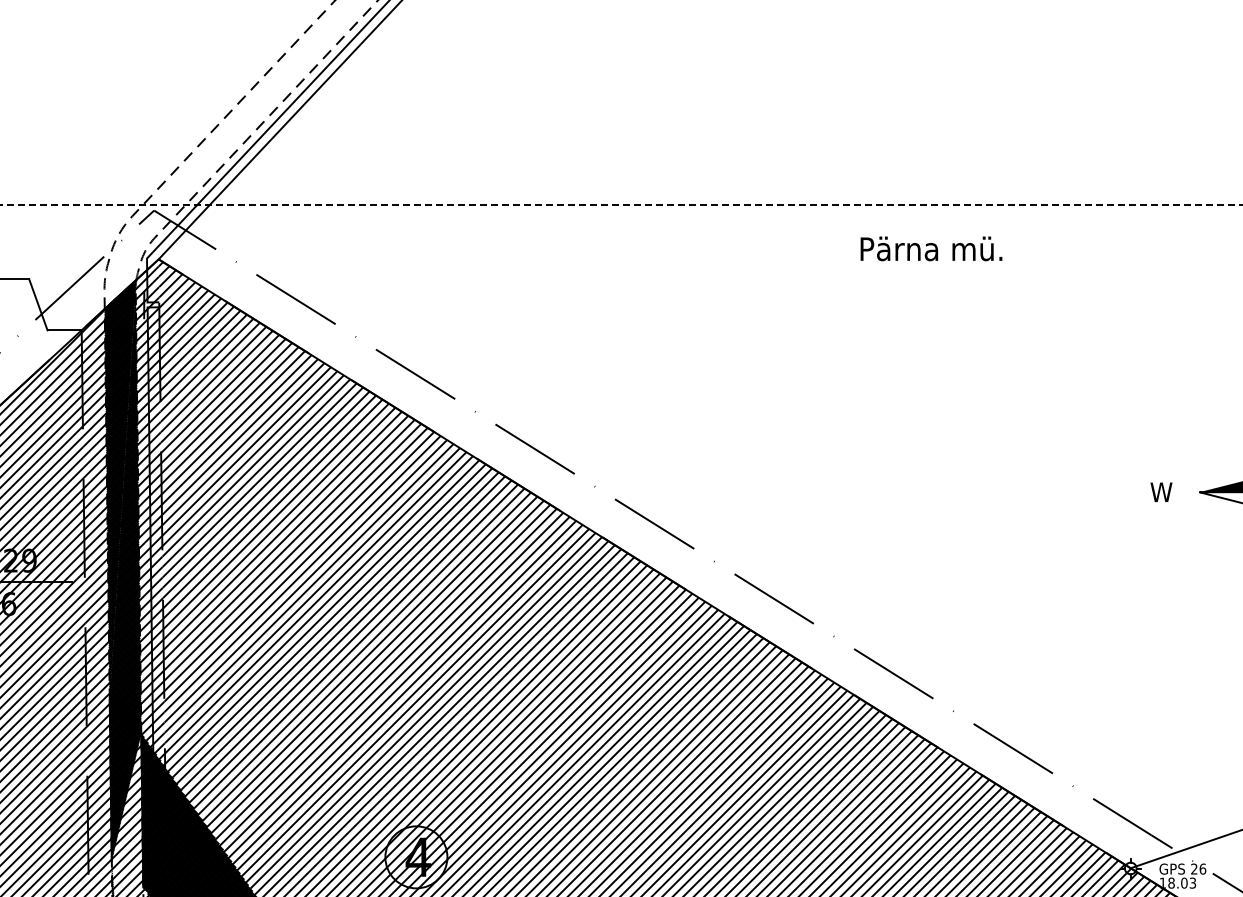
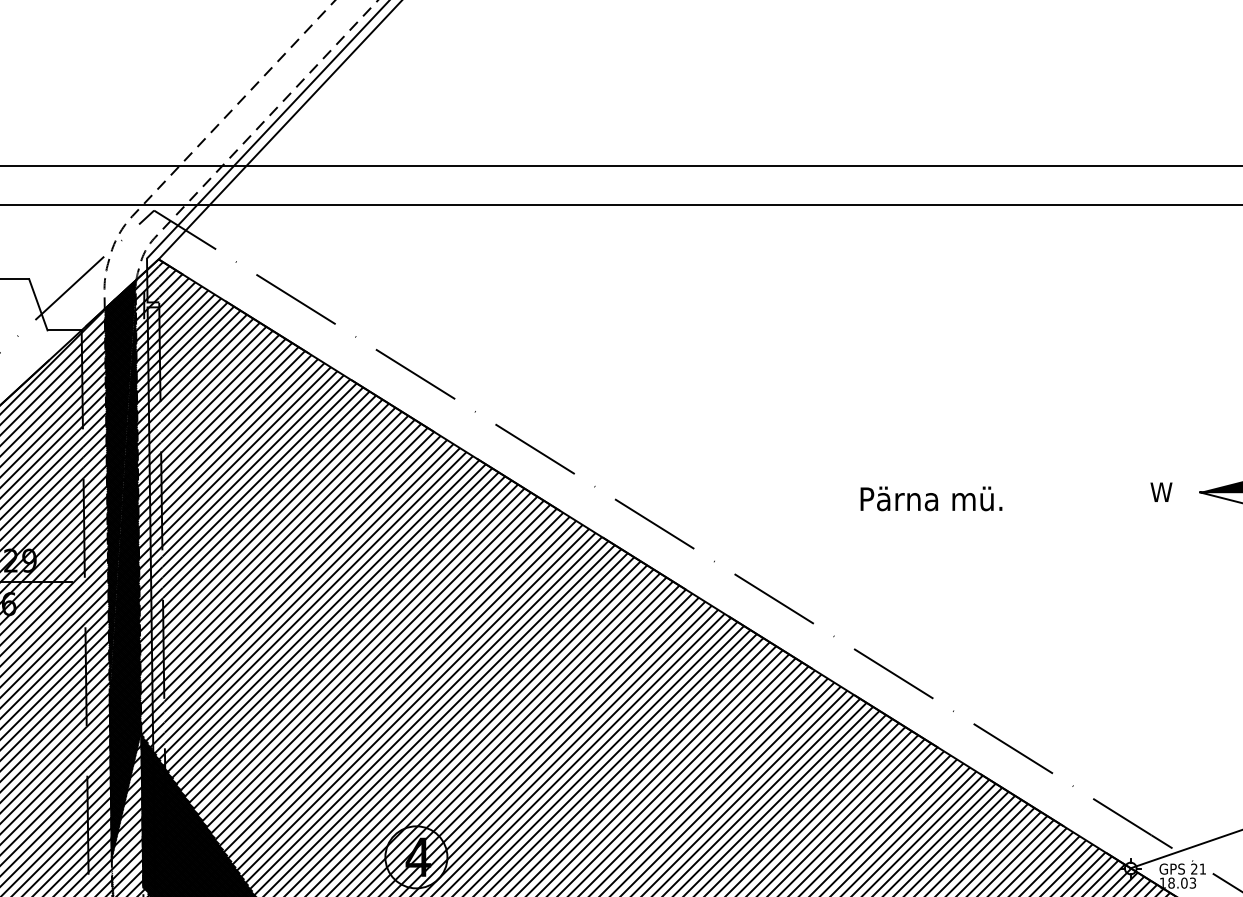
line: none -> present (620, 166)
line: dashed -> solid (621, 204)
text position: (931, 248) -> (931, 498) (931, 498)
text: 26 -> 21 (1202, 868)
